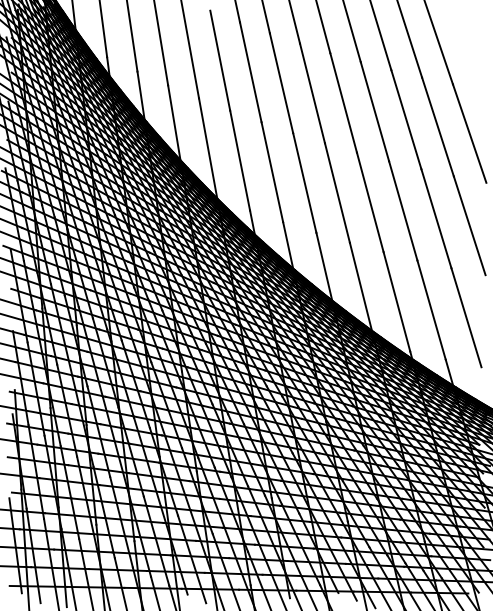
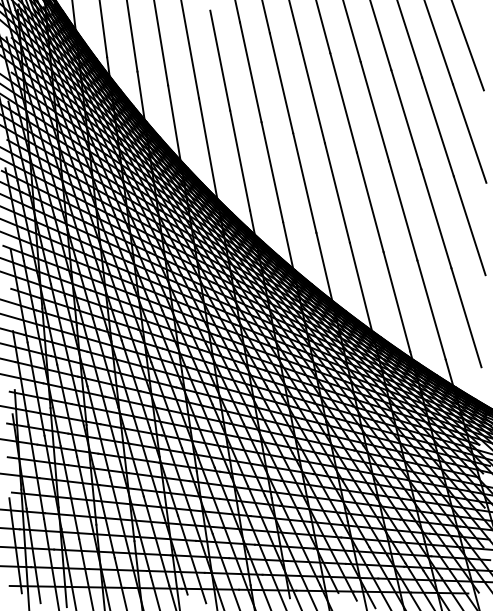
line: none -> present (467, 46)
